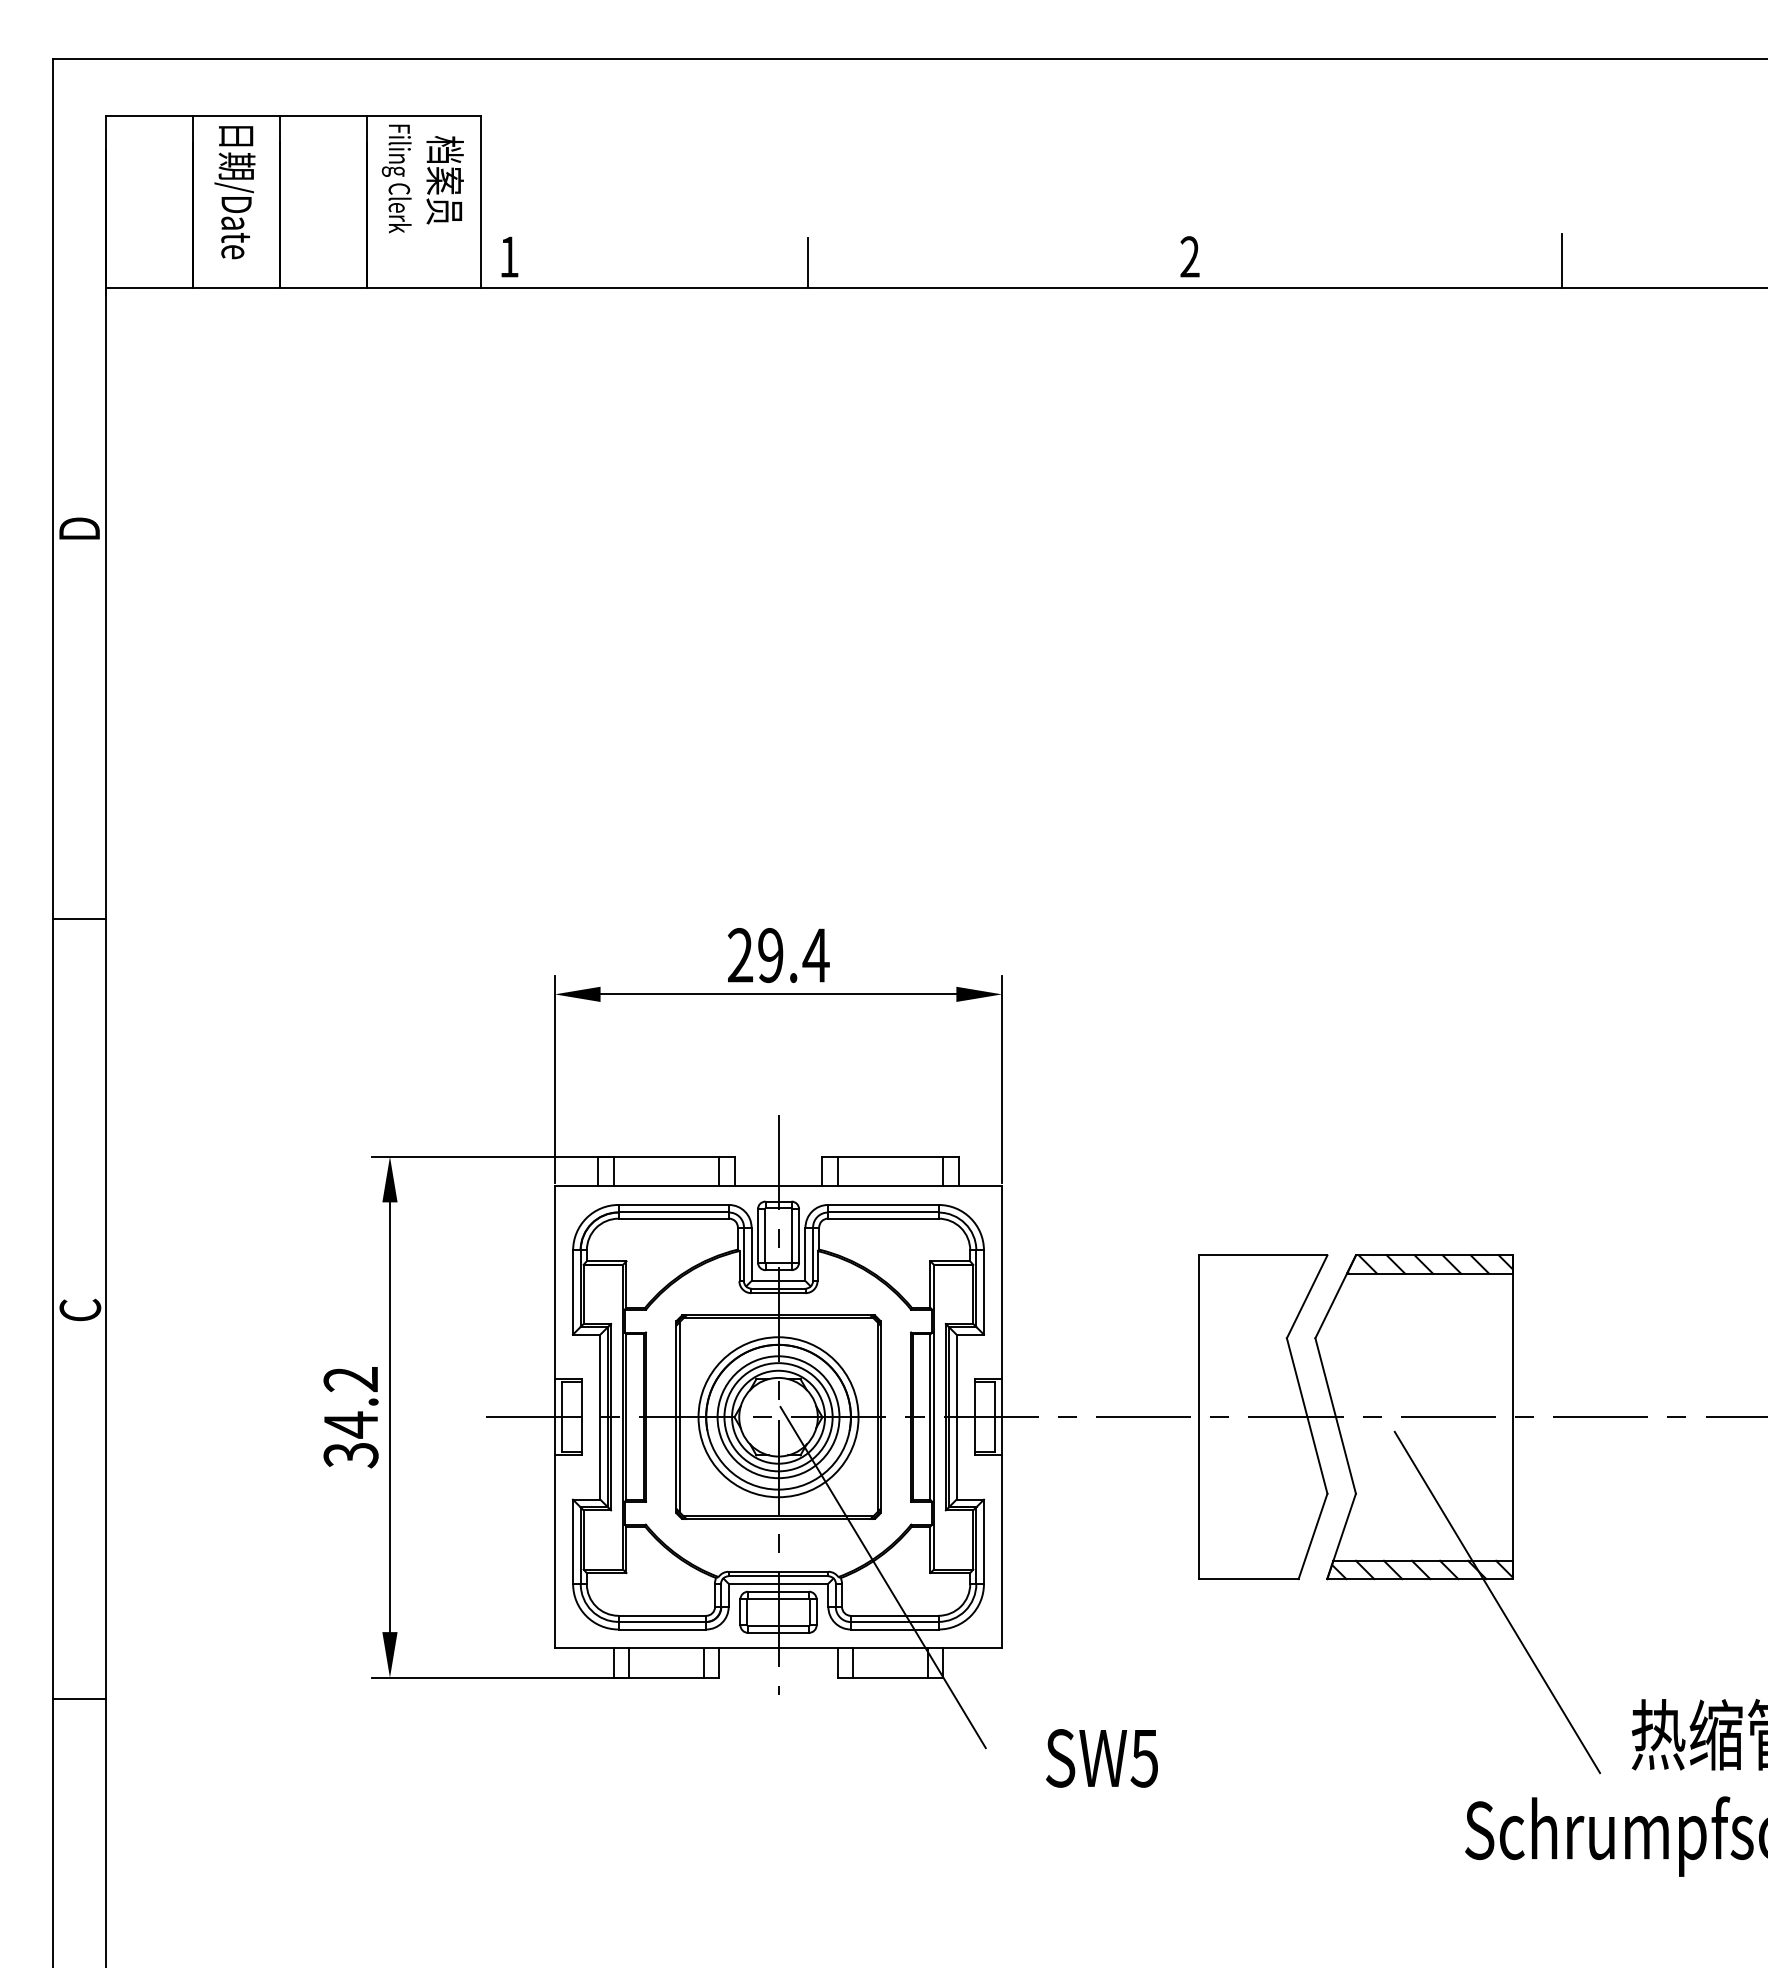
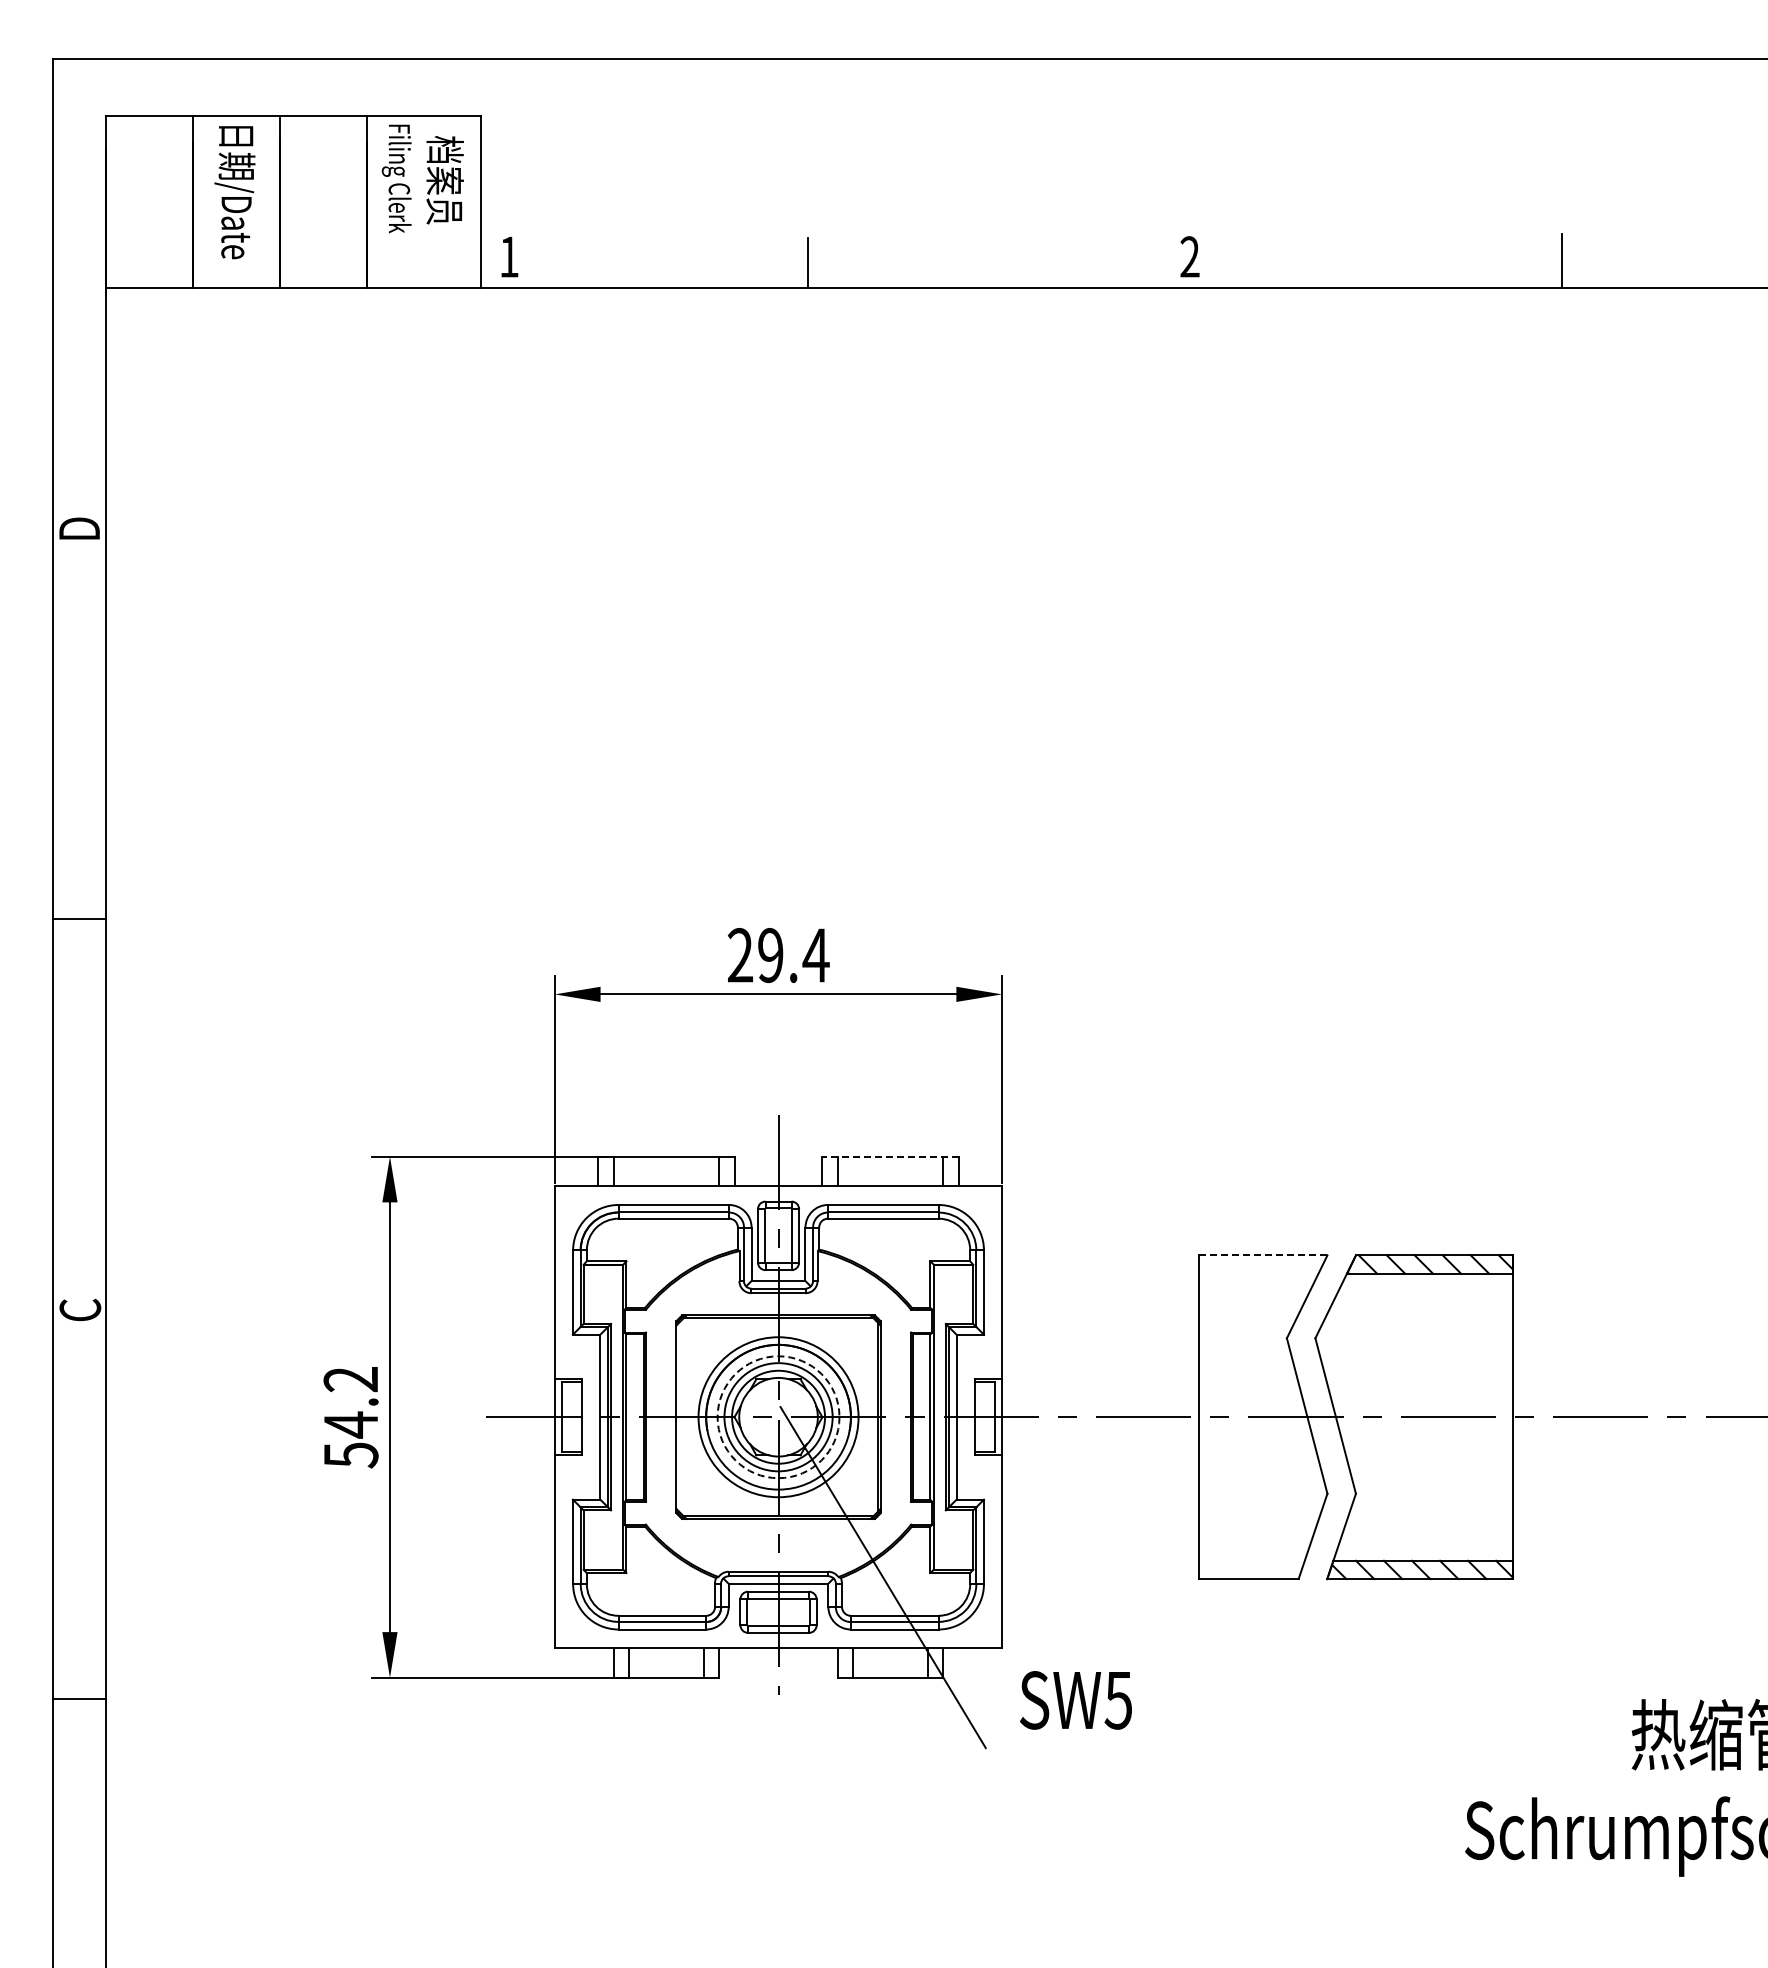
line: solid -> dashed (889, 1156)
line: solid -> dashed (1262, 1255)
line: present -> none (679, 1417)
circle: solid -> dashed (778, 1417)
text: 34.2 -> 54.2 (350, 1455)
line: present -> none (1497, 1602)
text position: (1101, 1758) -> (1075, 1700) (1075, 1700)
